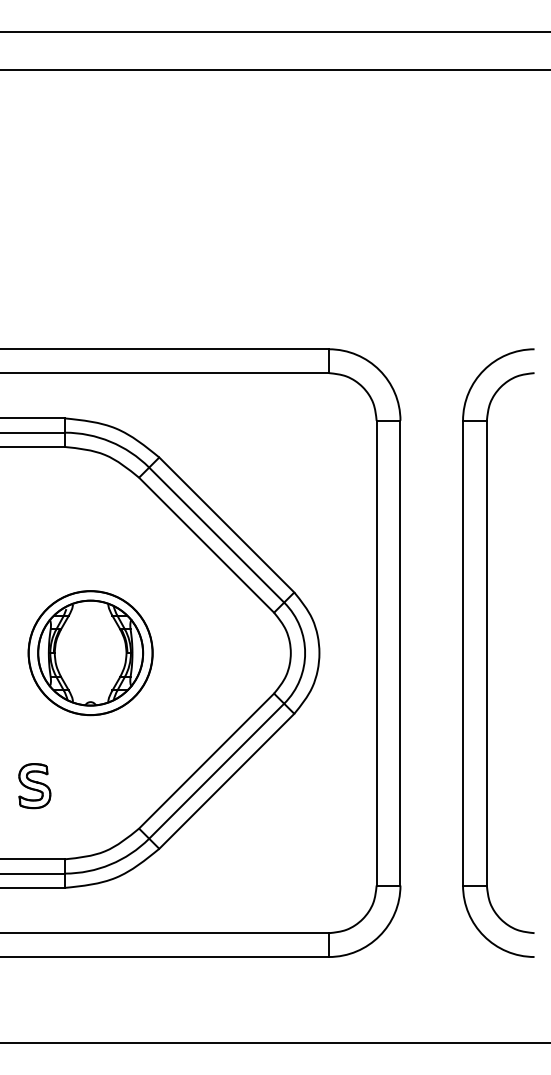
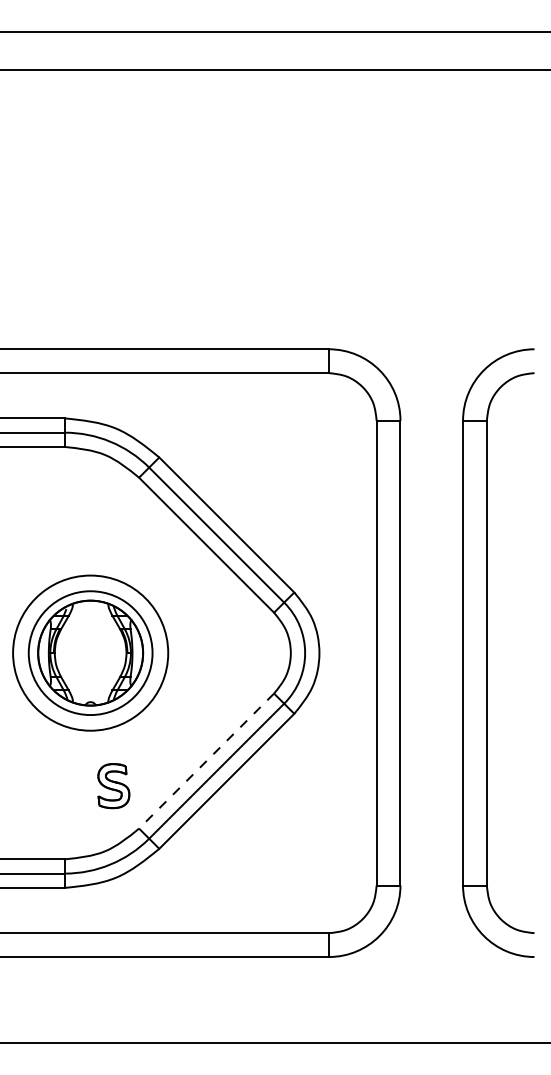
circle diameter: 124 px -> 155 px (90, 652)
line: solid -> dashed (206, 761)
part position: (34, 786) -> (113, 786) (113, 786)
